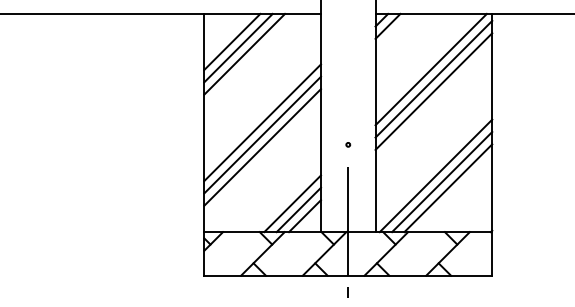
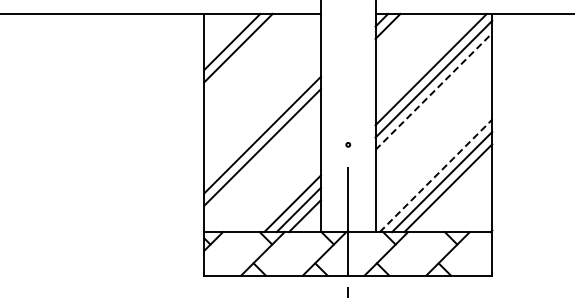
line: present -> none (244, 53)
line: solid -> dashed (433, 91)
line: present -> none (262, 122)
line: solid -> dashed (436, 175)
